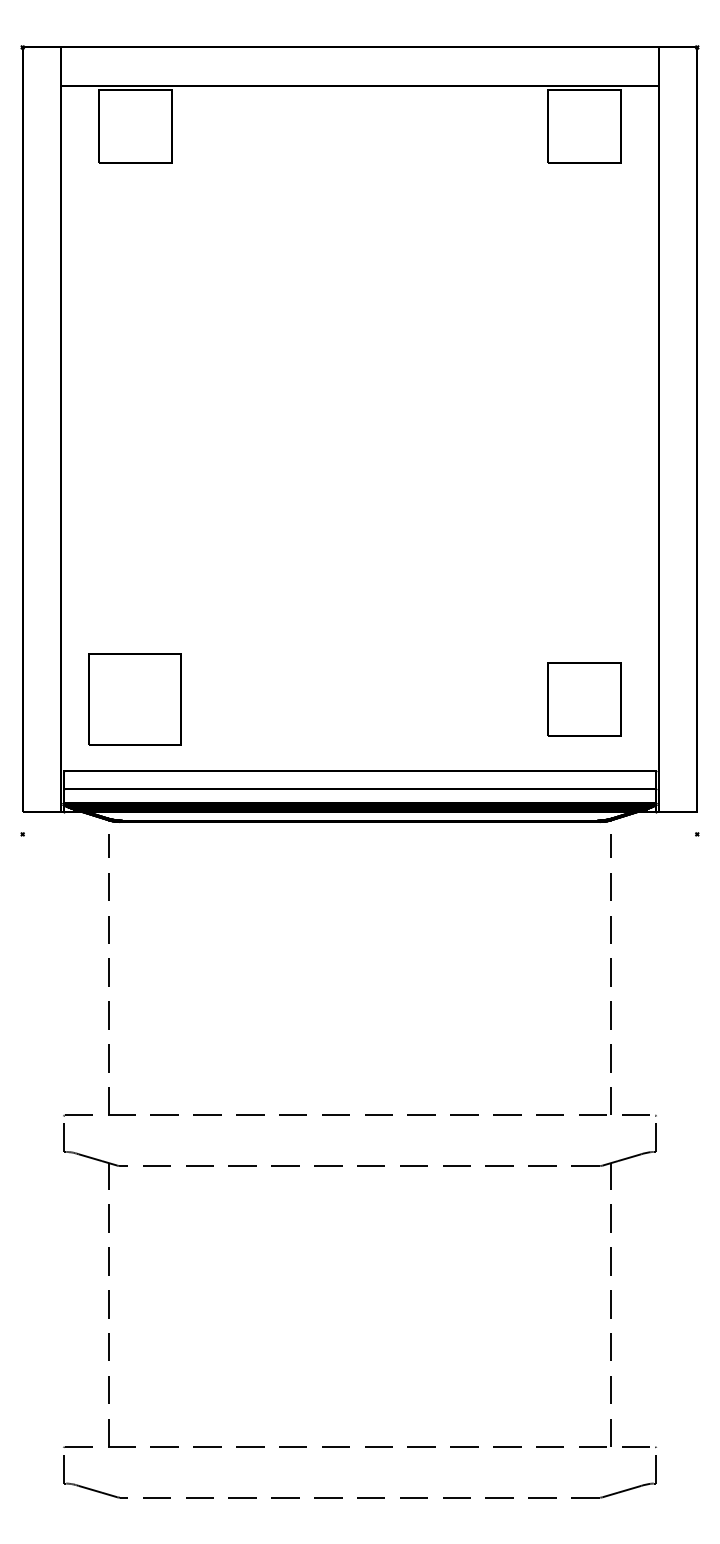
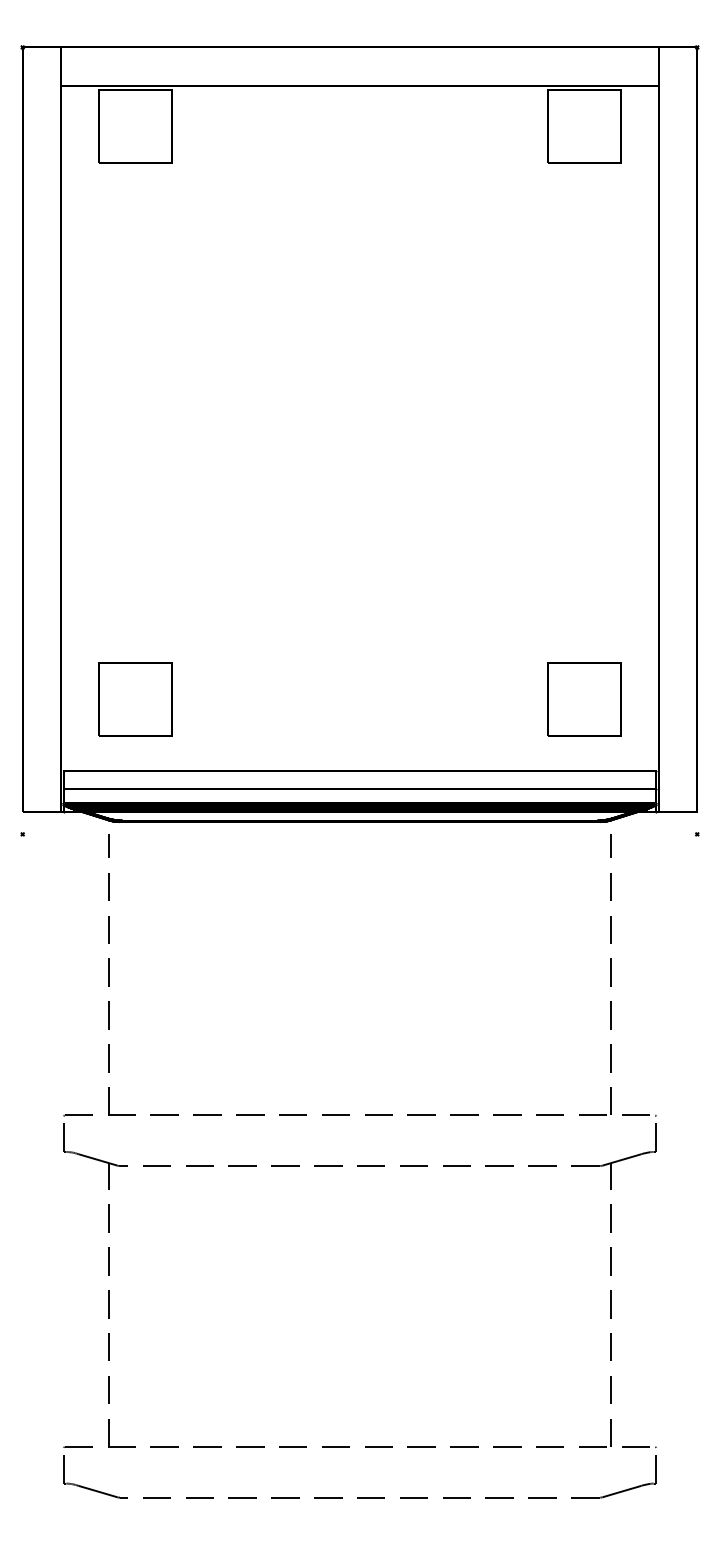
part size: 94x93 px -> 75x75 px (135, 699)
